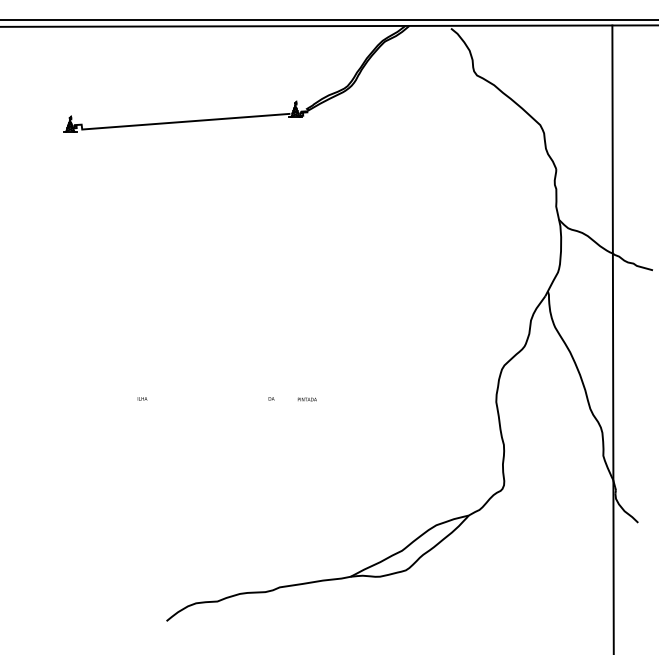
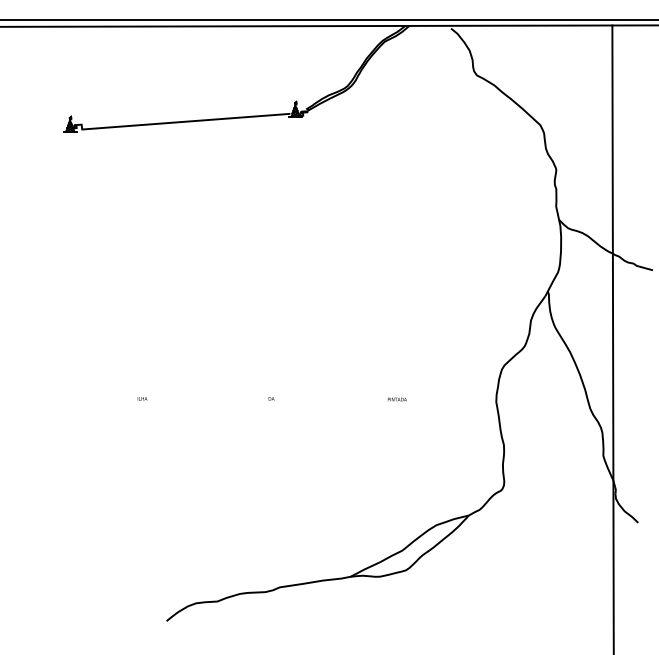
text position: (306, 399) -> (396, 399) (396, 399)
